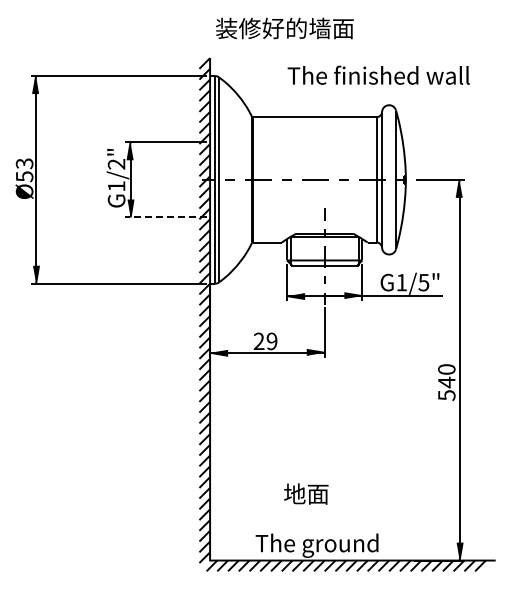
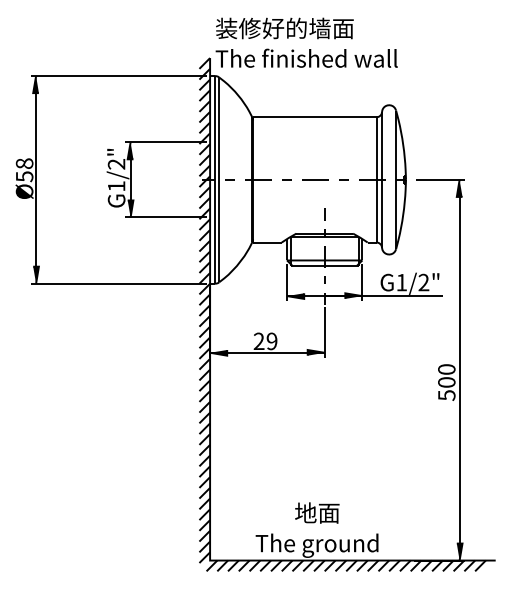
text position: (378, 74) -> (306, 57) (306, 57)
text: Ø53 -> Ø58 (24, 163)
line: dashed -> solid (165, 217)
text: G1/5" -> G1/2" (423, 282)
text: 540 -> 500 (446, 382)
text position: (306, 493) -> (317, 512) (317, 512)
